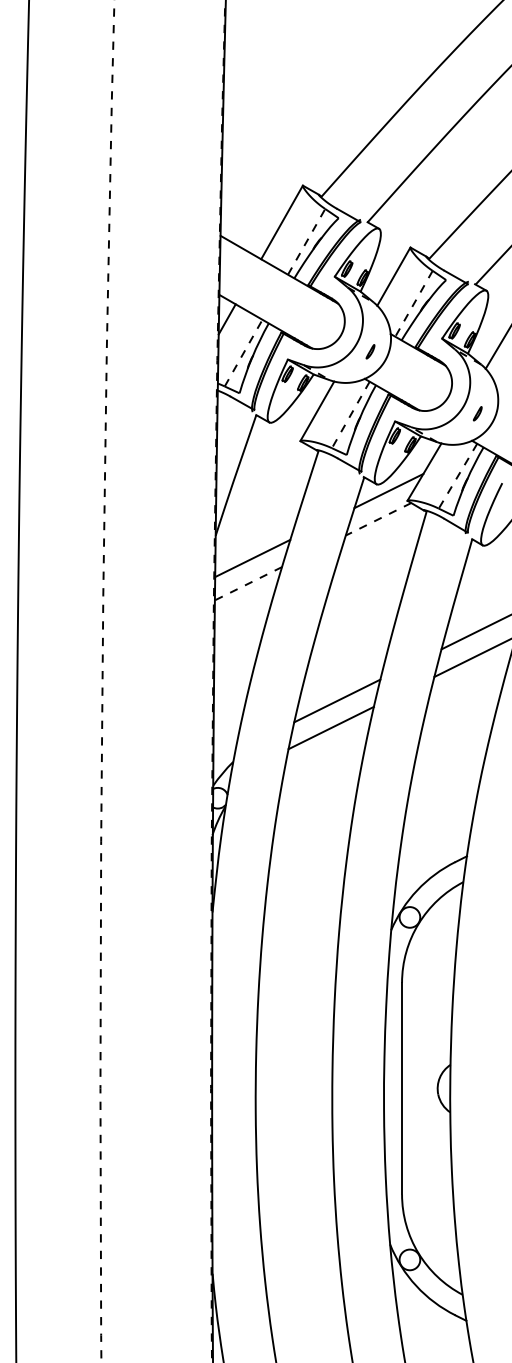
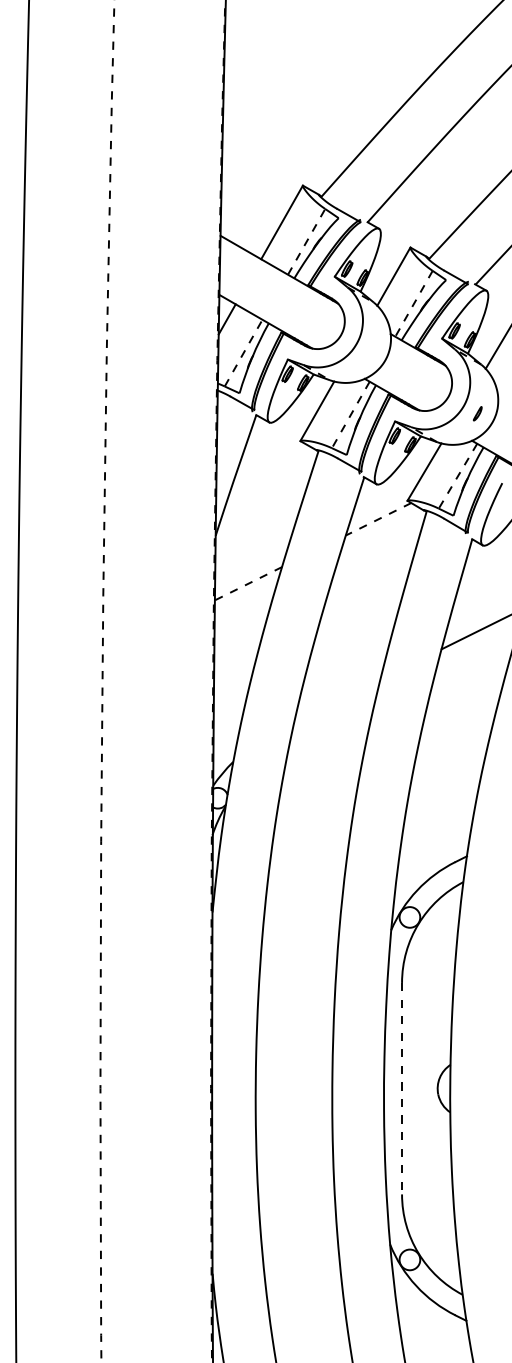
part: present -> none (370, 351)
line: present -> none (388, 490)
line: present -> none (252, 558)
line: present -> none (471, 658)
line: present -> none (337, 700)
line: present -> none (330, 727)
line: solid -> dashed (402, 1088)
